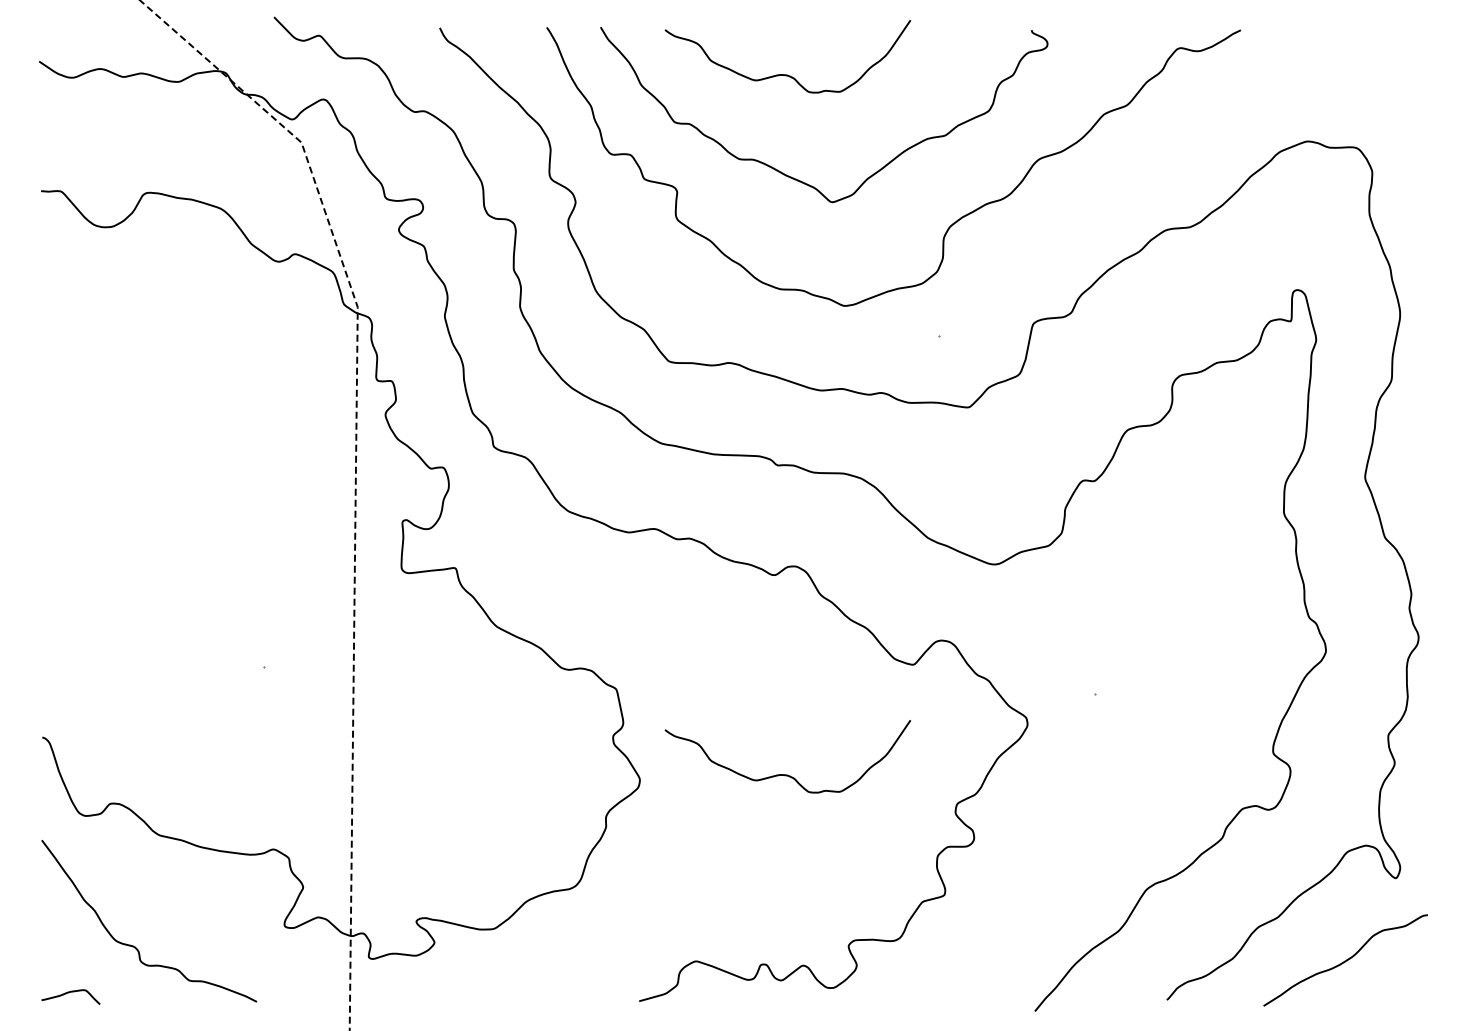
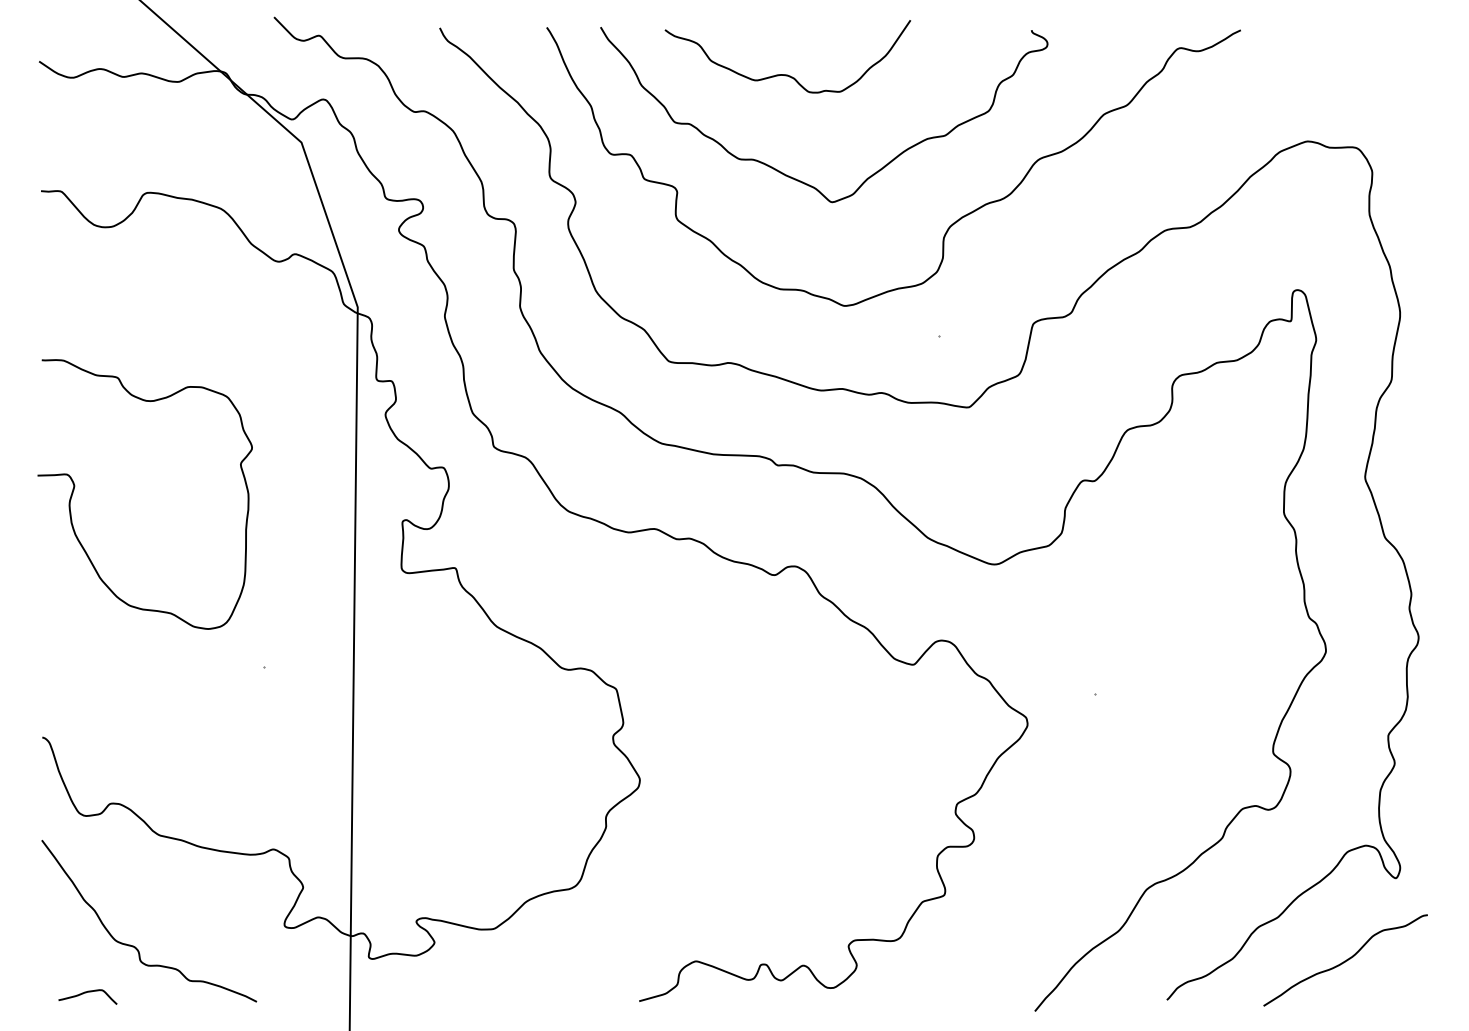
line: dashed -> solid (355, 472)
curve: none -> present (75, 486)
curve: present -> none (787, 774)
curve position: (69, 993) -> (86, 993) (86, 993)
